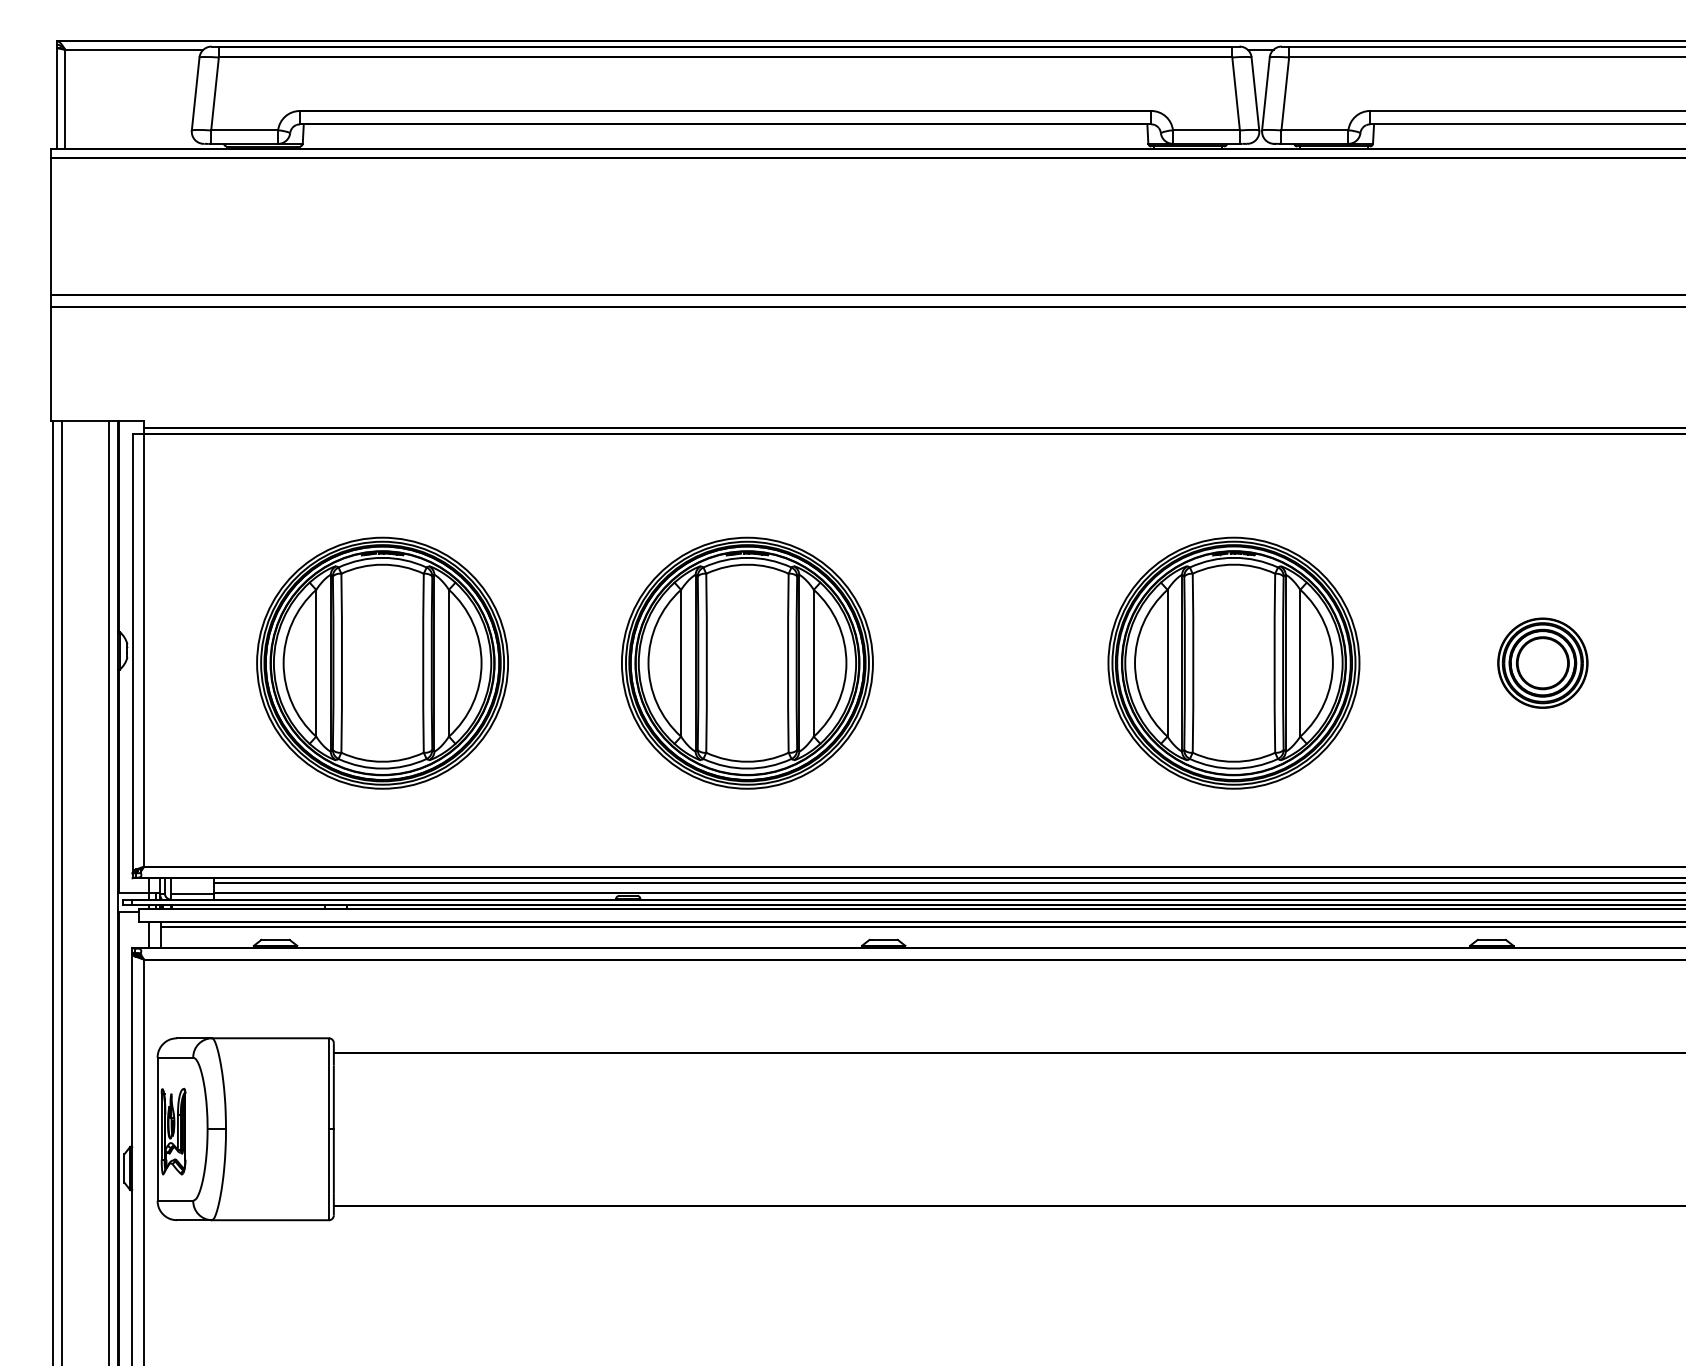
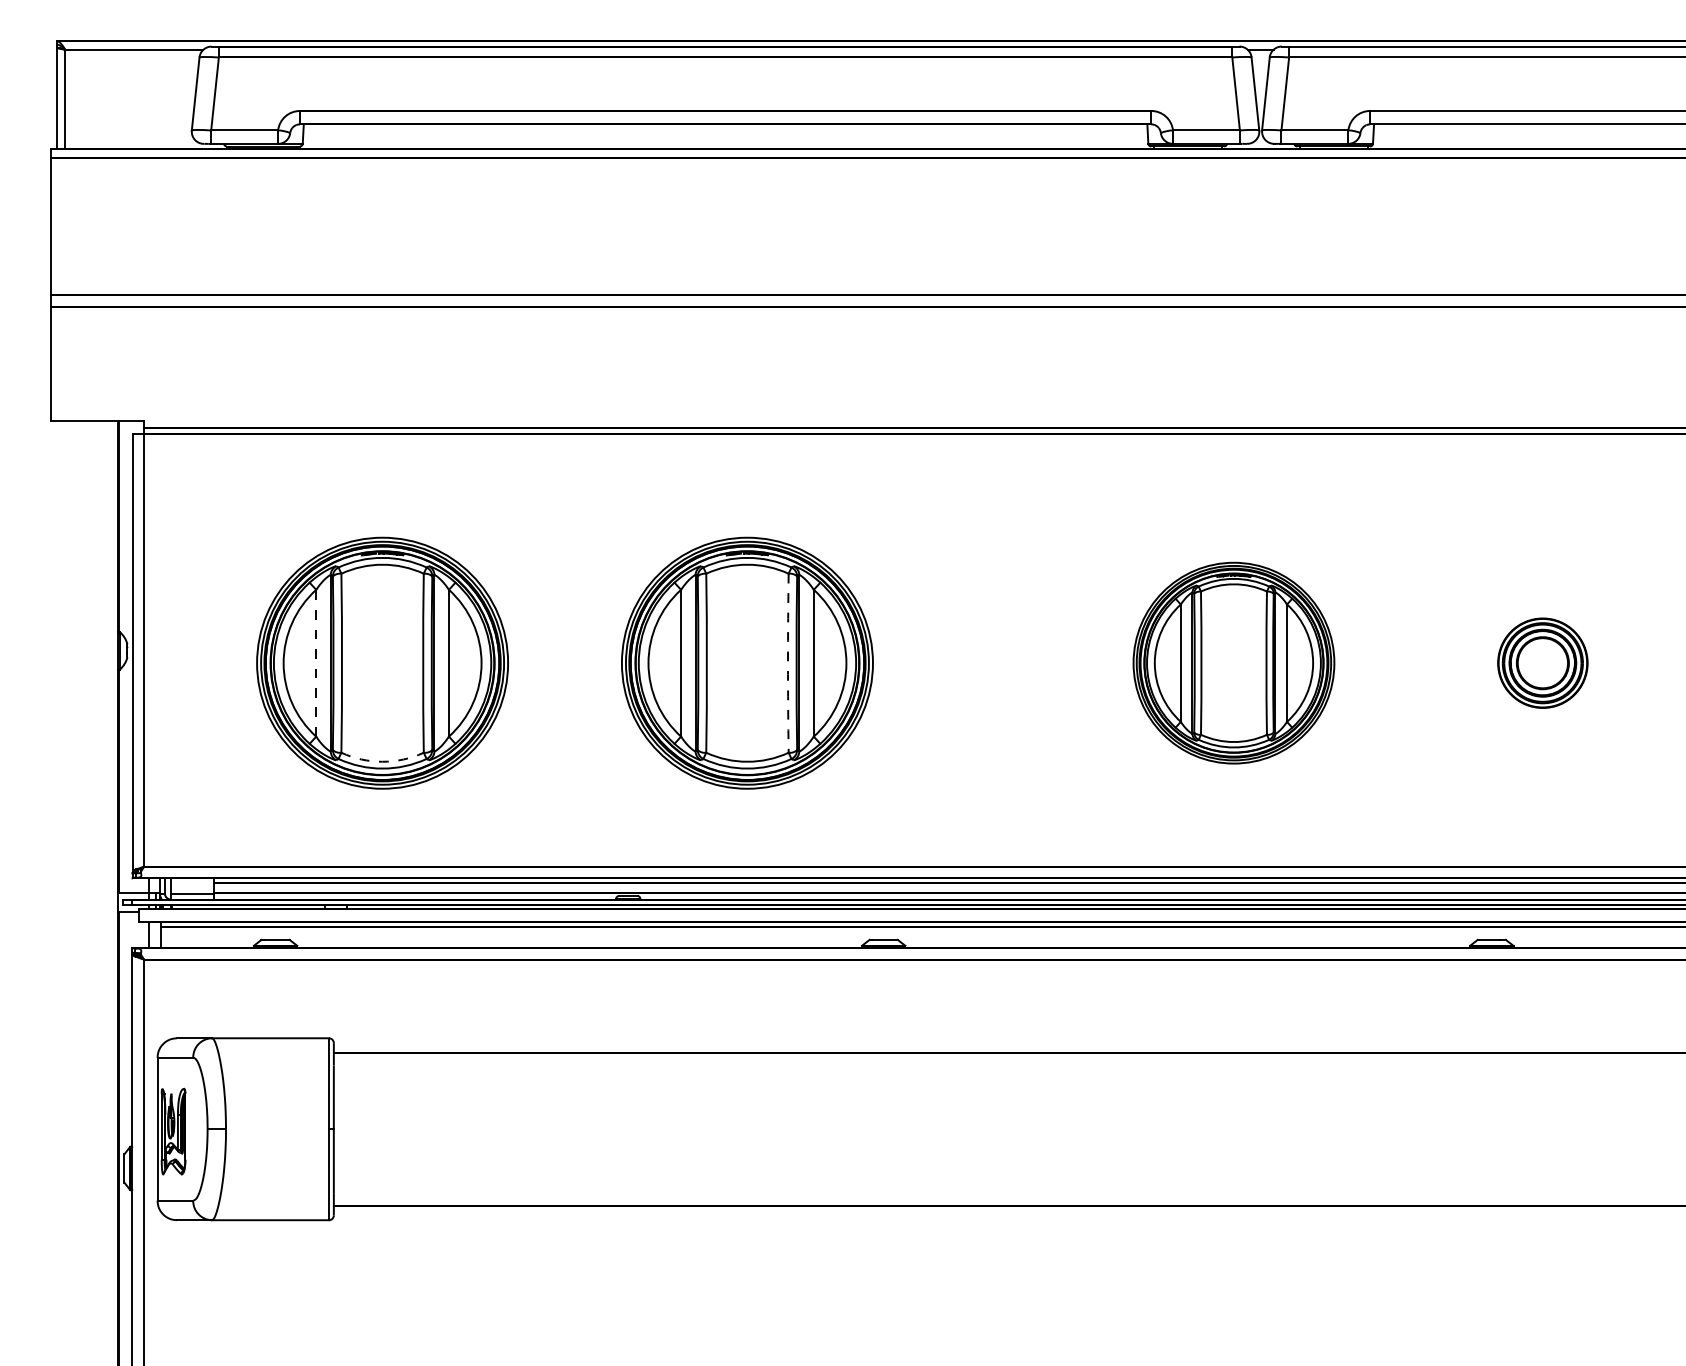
line: solid -> dashed (316, 662)
part size: 254x254 px -> 204x204 px (1233, 662)
arc: solid -> dashed (788, 663)
arc: solid -> dashed (382, 761)
line: present -> none (53, 891)
line: present -> none (62, 891)
line: present -> none (108, 891)
